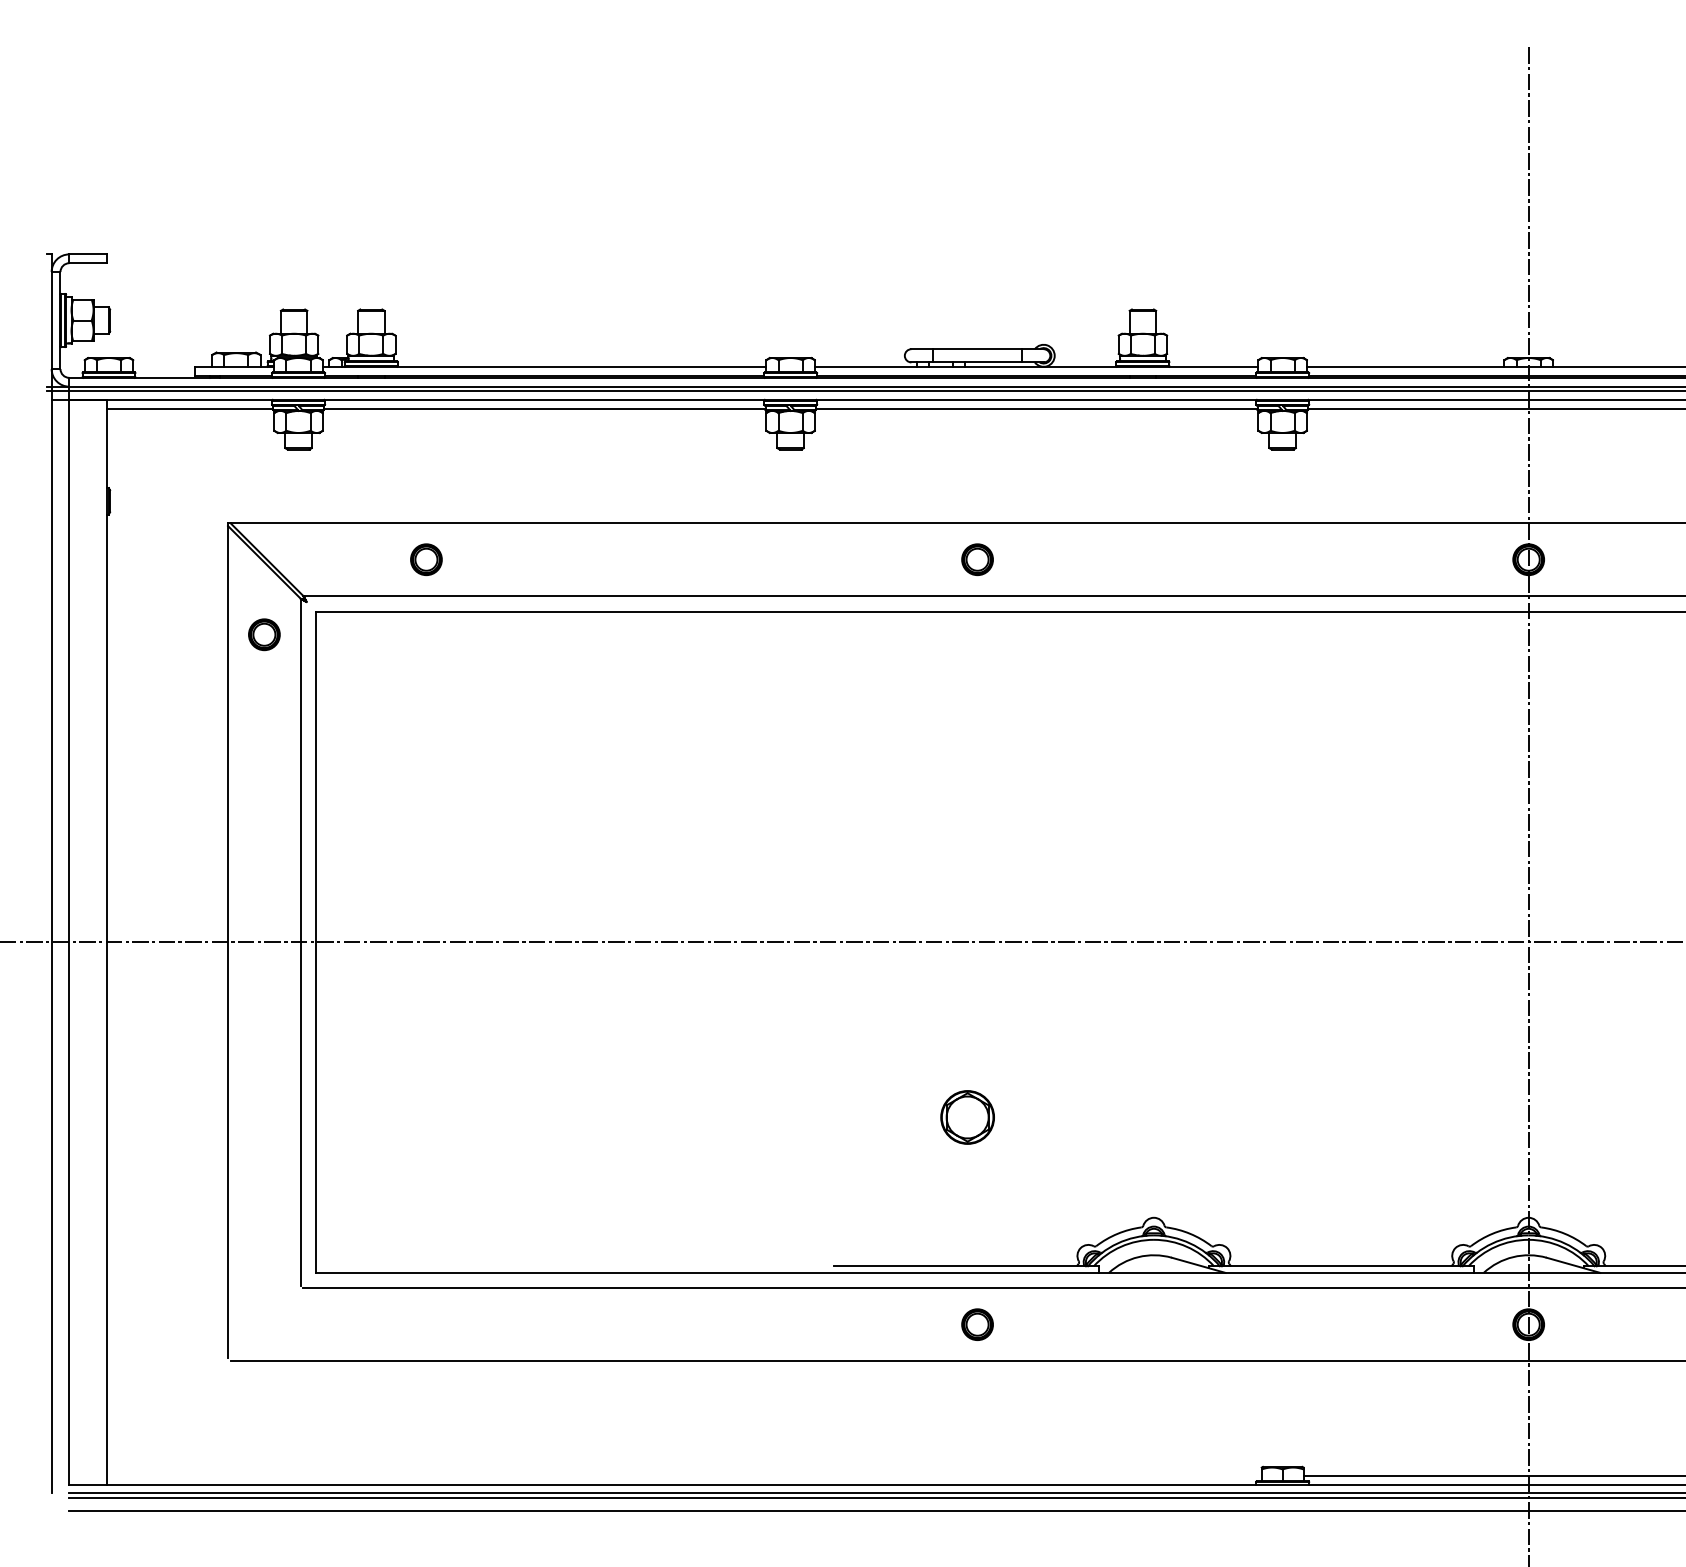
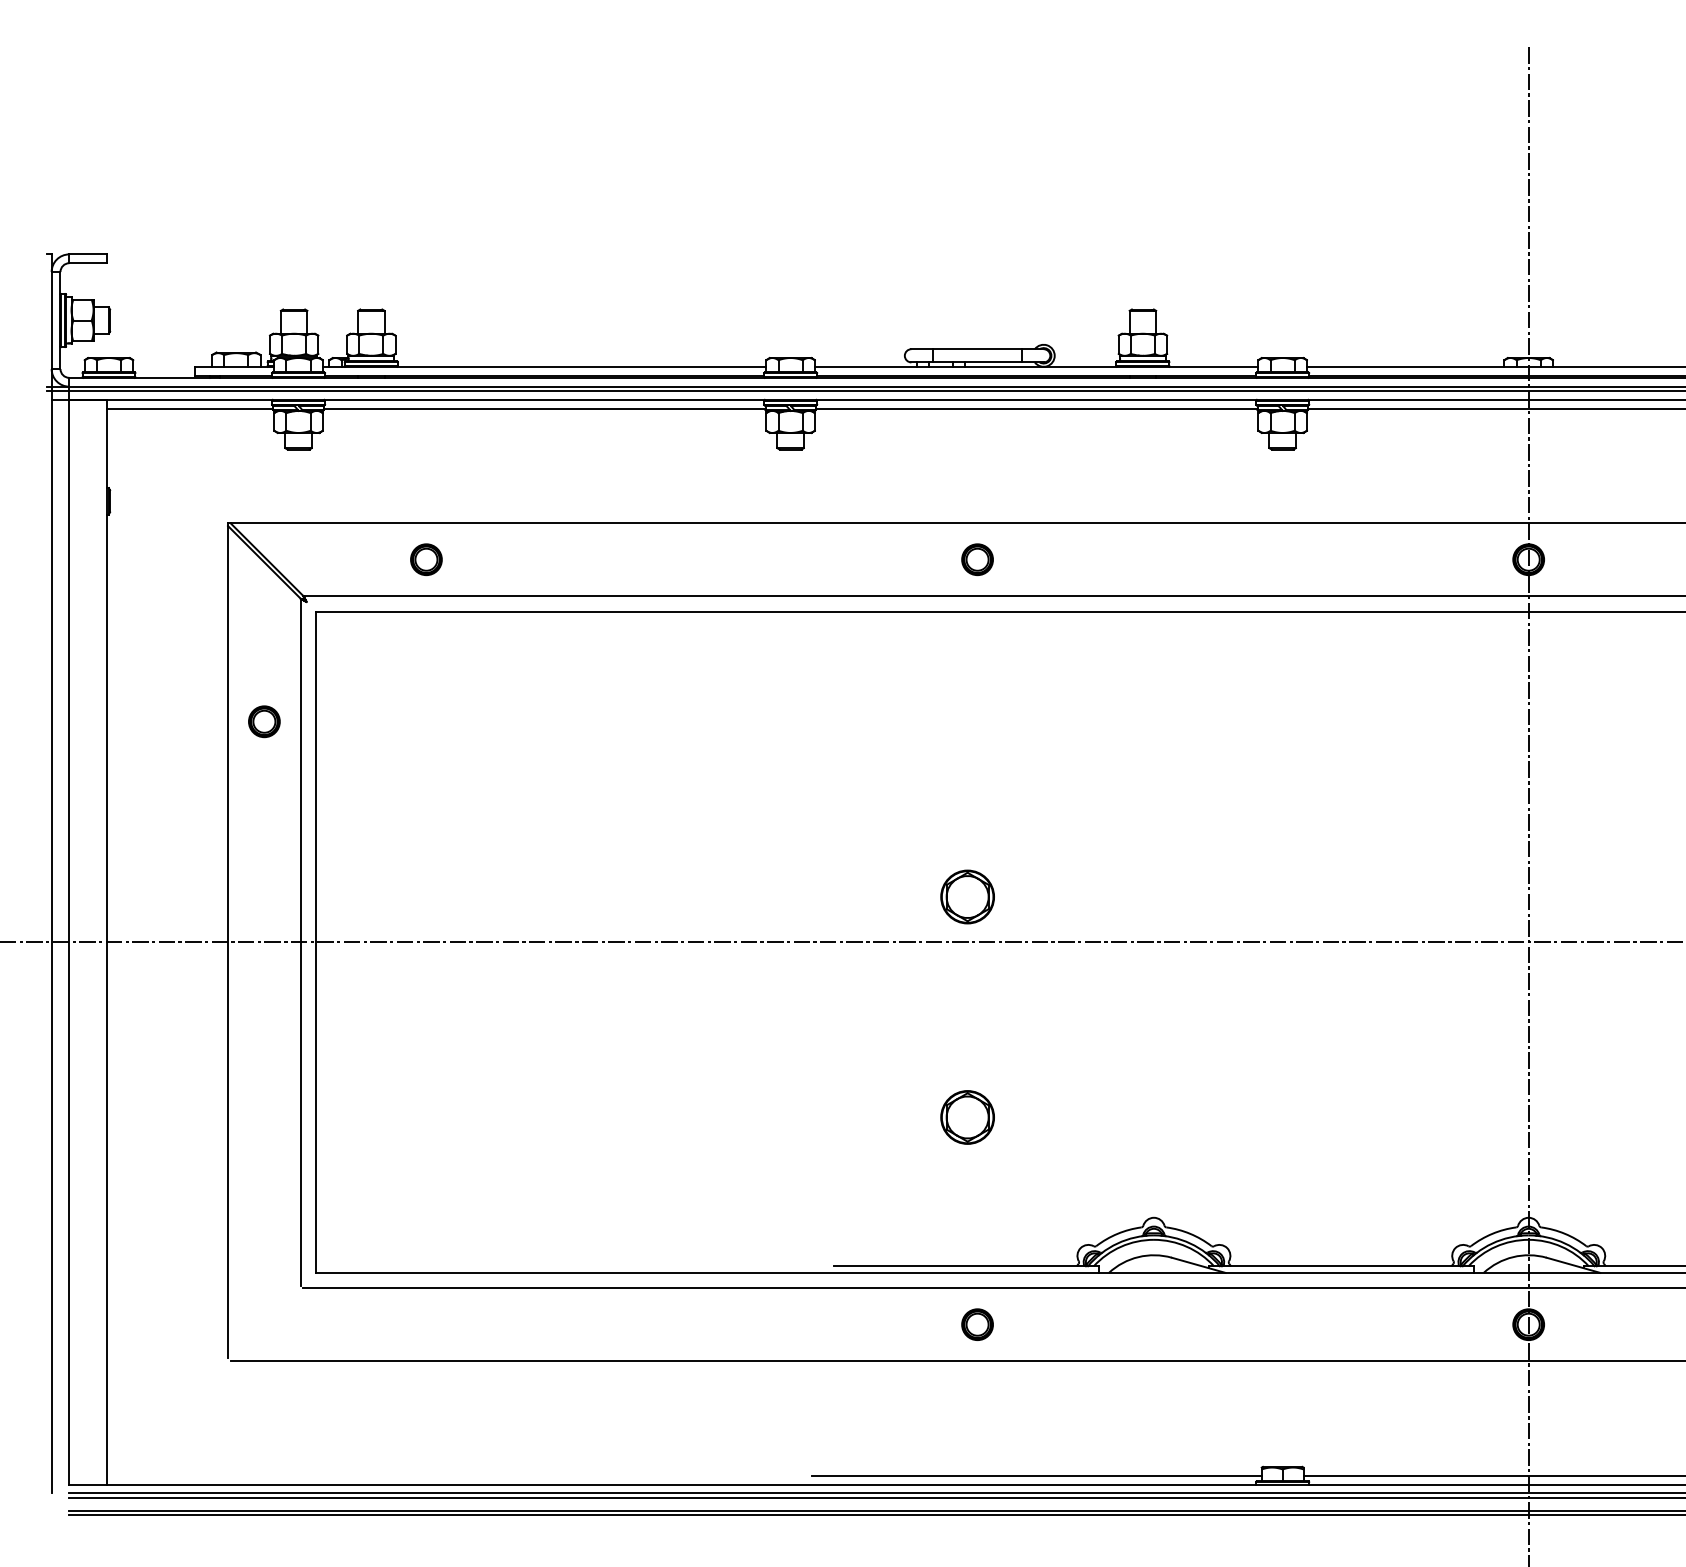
part position: (264, 634) -> (264, 721) (264, 721)
part: none -> present (967, 896)
line: none -> present (1036, 1475)
line: none -> present (875, 1515)
